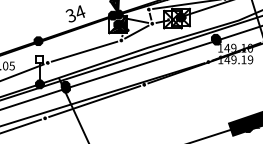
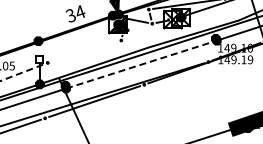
line: present -> none (136, 31)
line: present -> none (84, 51)
line: solid -> dashed (141, 64)
line: solid -> dashed (22, 72)
